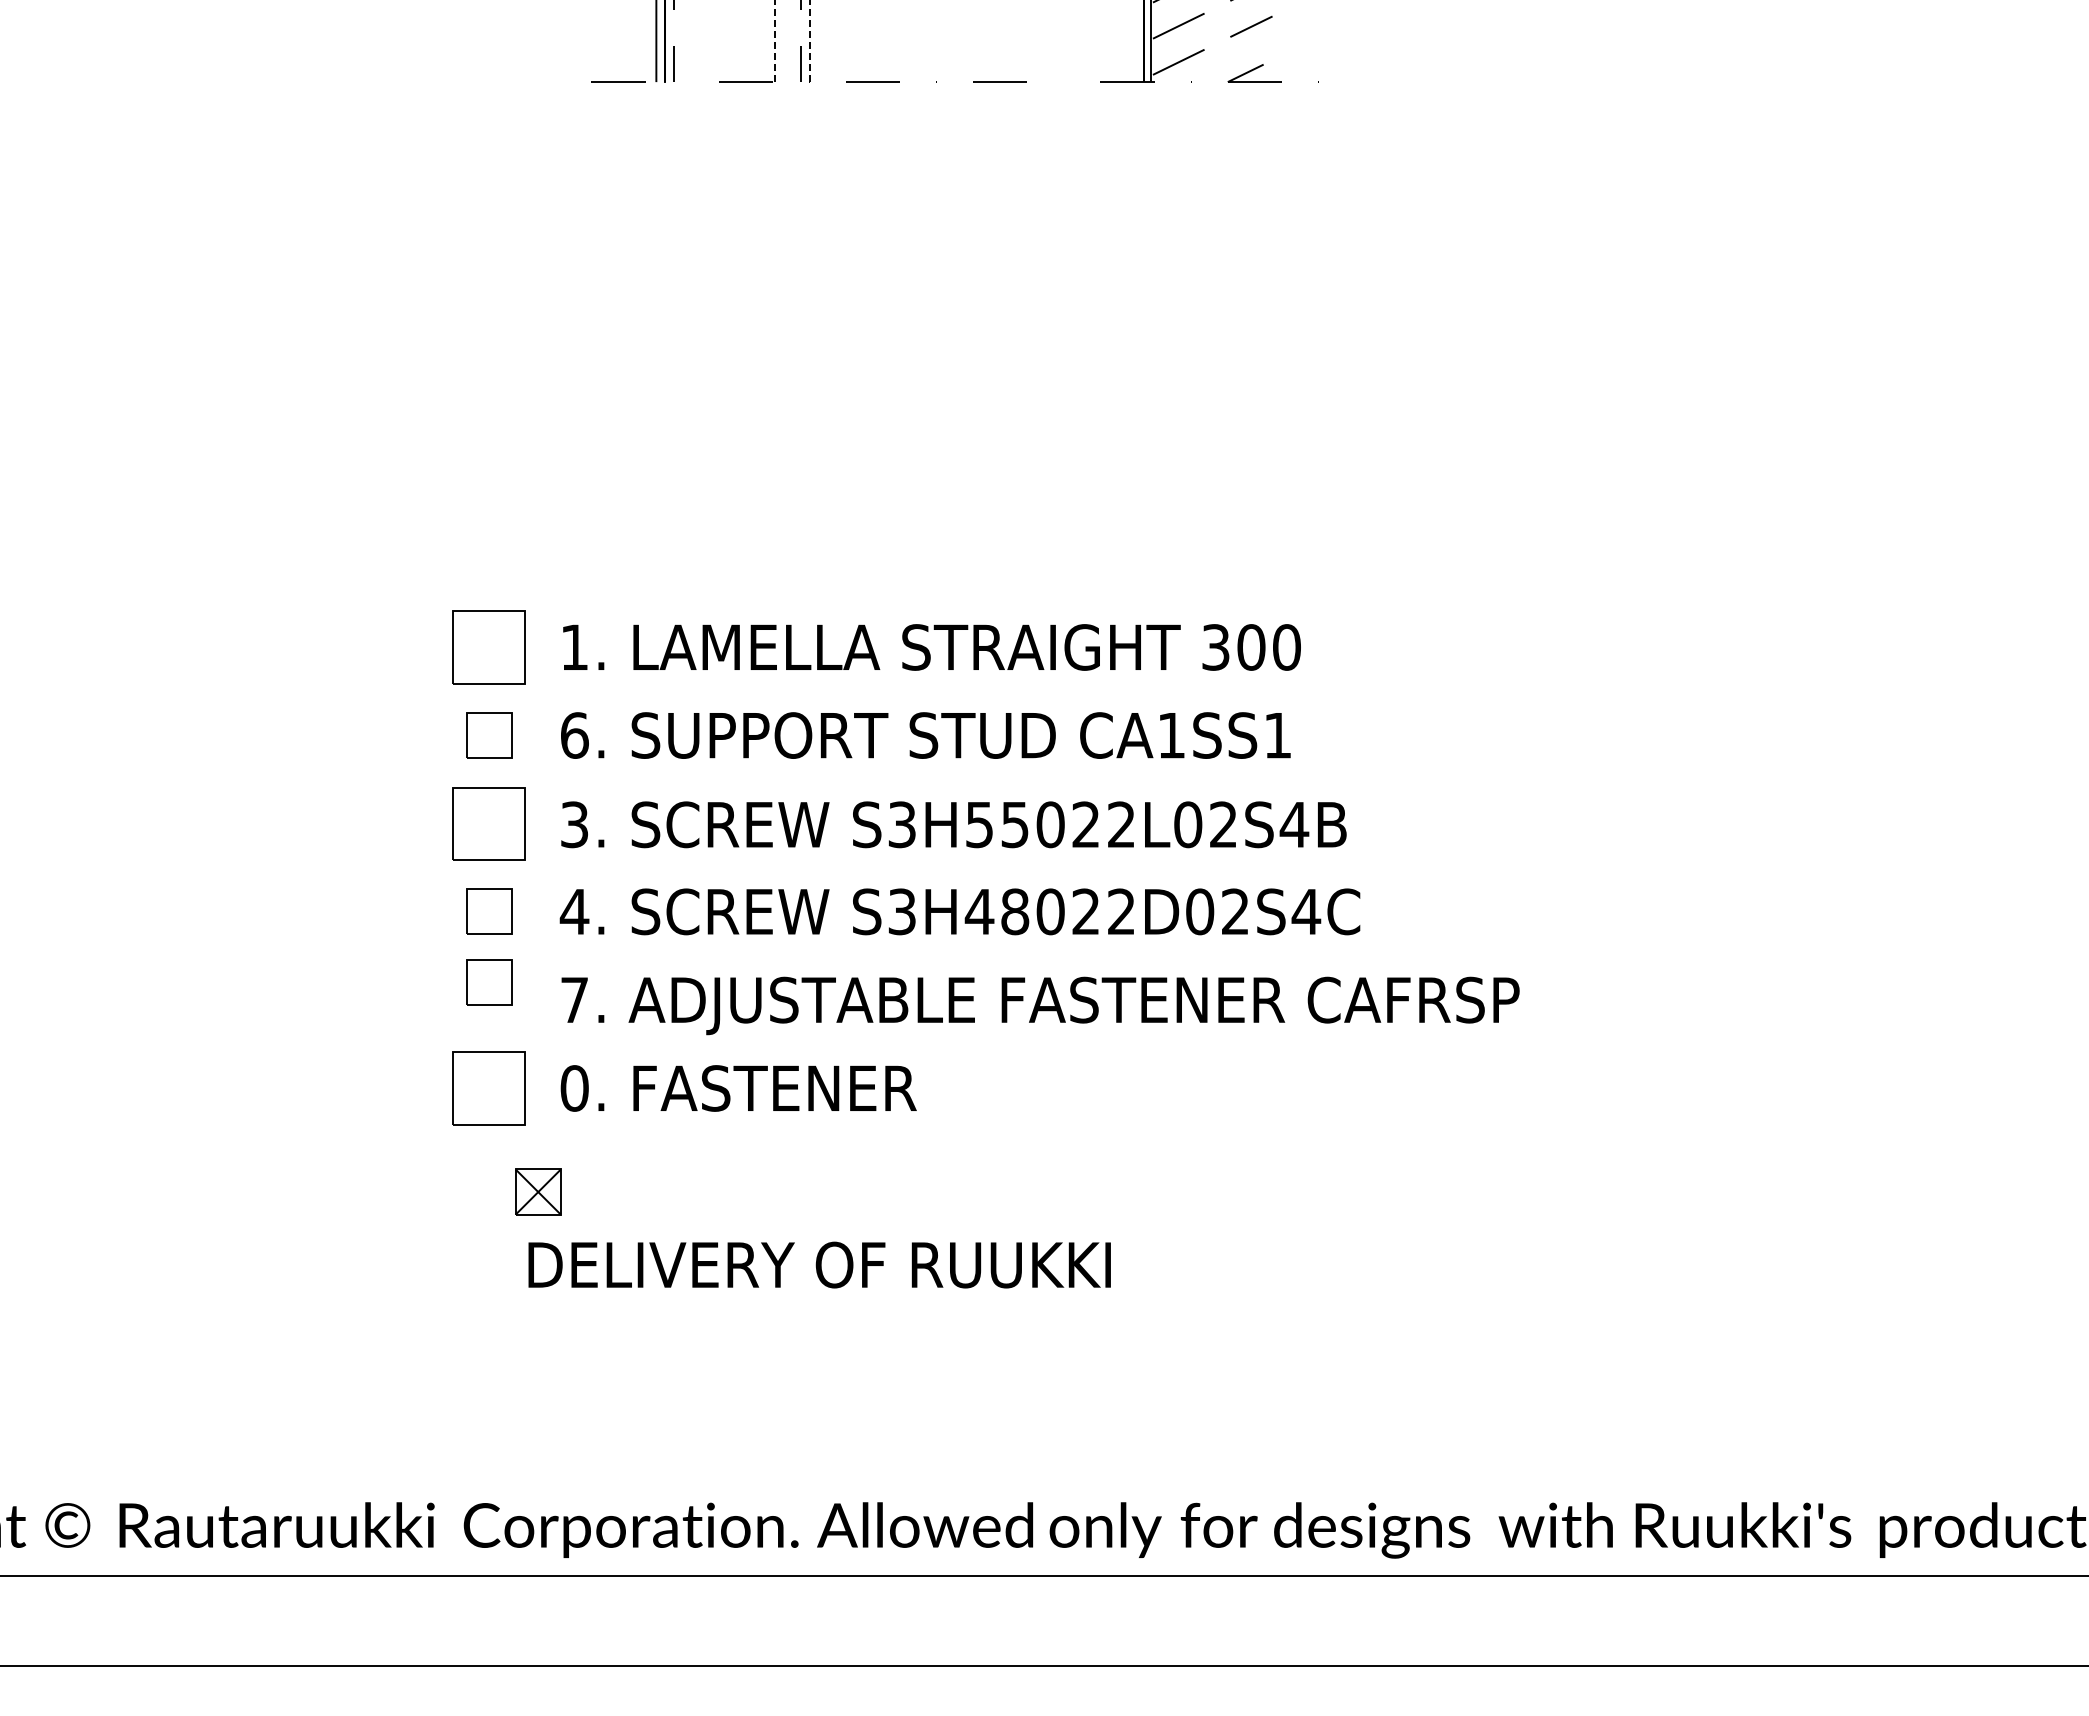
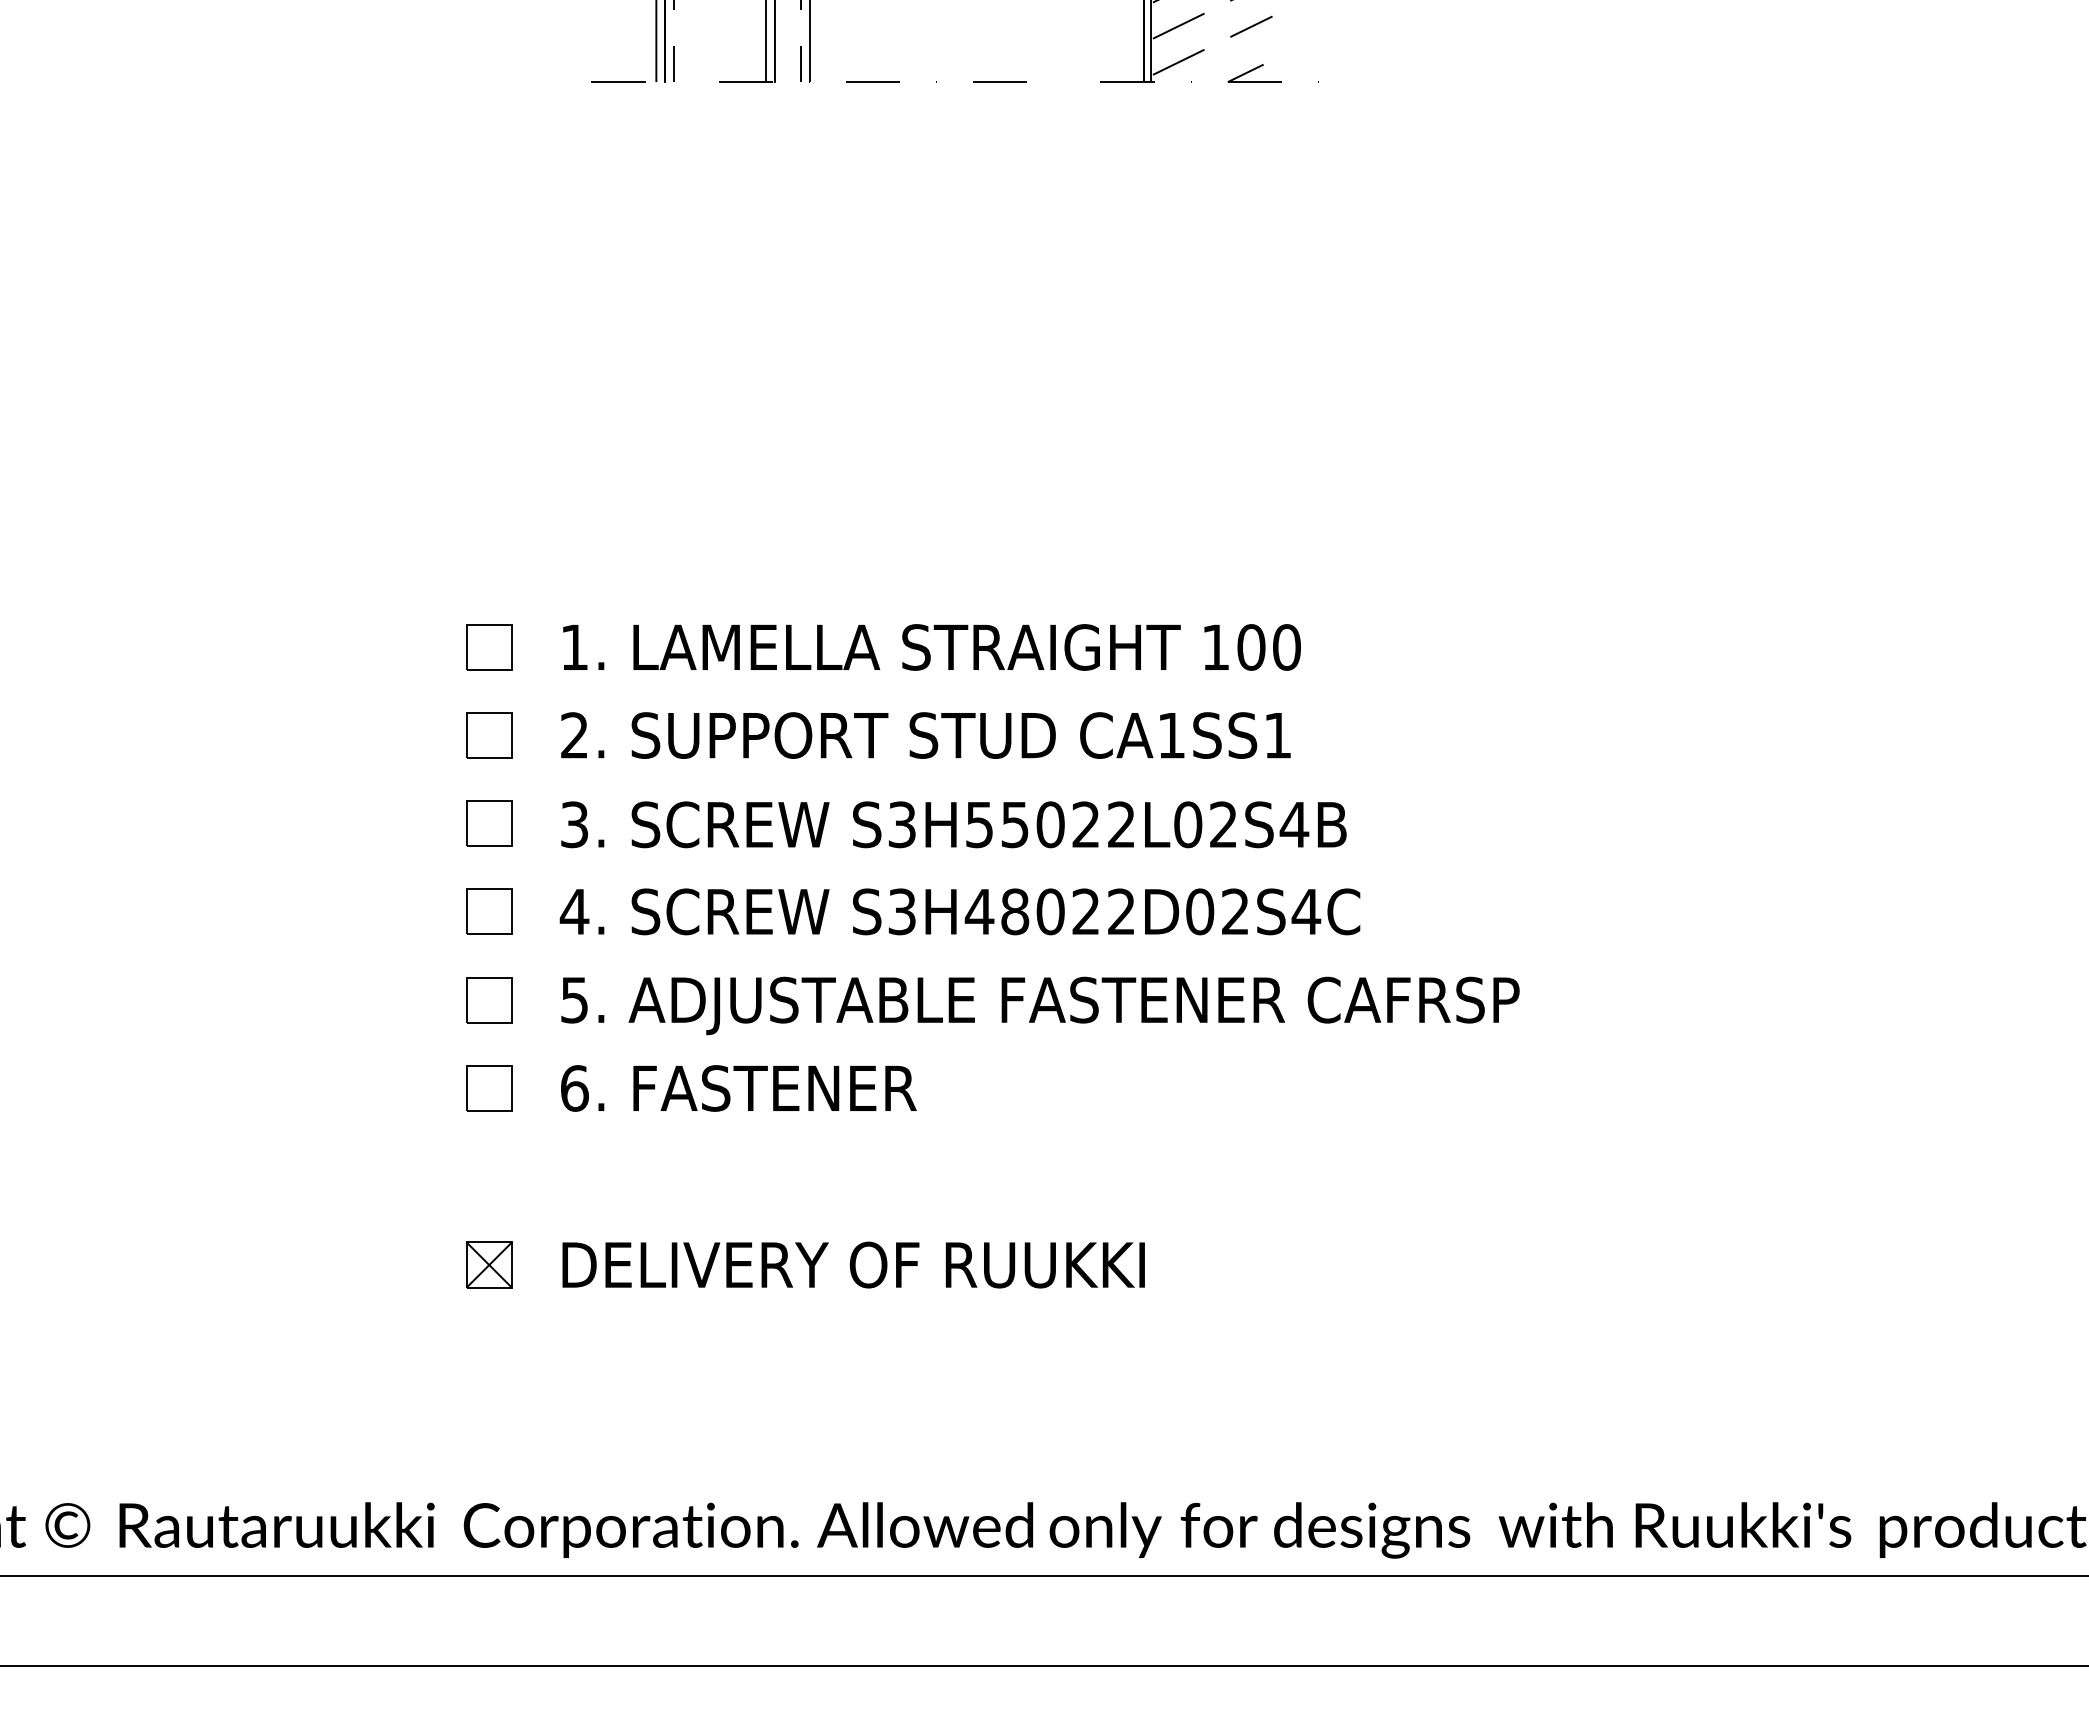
line: dashed -> solid (774, 41)
line: dashed -> solid (809, 41)
line: none -> present (765, 42)
part size: 74x75 px -> 47x47 px (489, 647)
text: 300 -> 100 (1215, 647)
text: 6. -> 2. (574, 735)
part size: 74x74 px -> 47x47 px (489, 823)
part position: (489, 982) -> (489, 1000) (489, 1000)
text: 7. -> 5. (574, 1000)
part size: 74x75 px -> 47x47 px (489, 1088)
text: 0. -> 6. (574, 1088)
part position: (538, 1191) -> (489, 1264) (489, 1264)
text position: (819, 1264) -> (853, 1264) (853, 1264)
